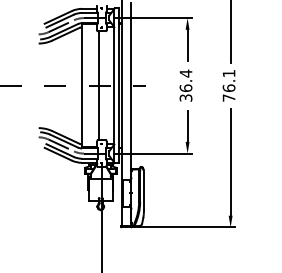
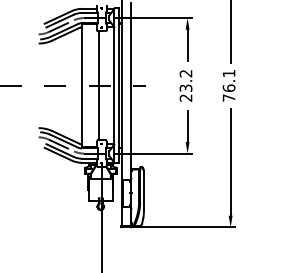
text: 36.4 -> 23.2 (185, 85)
